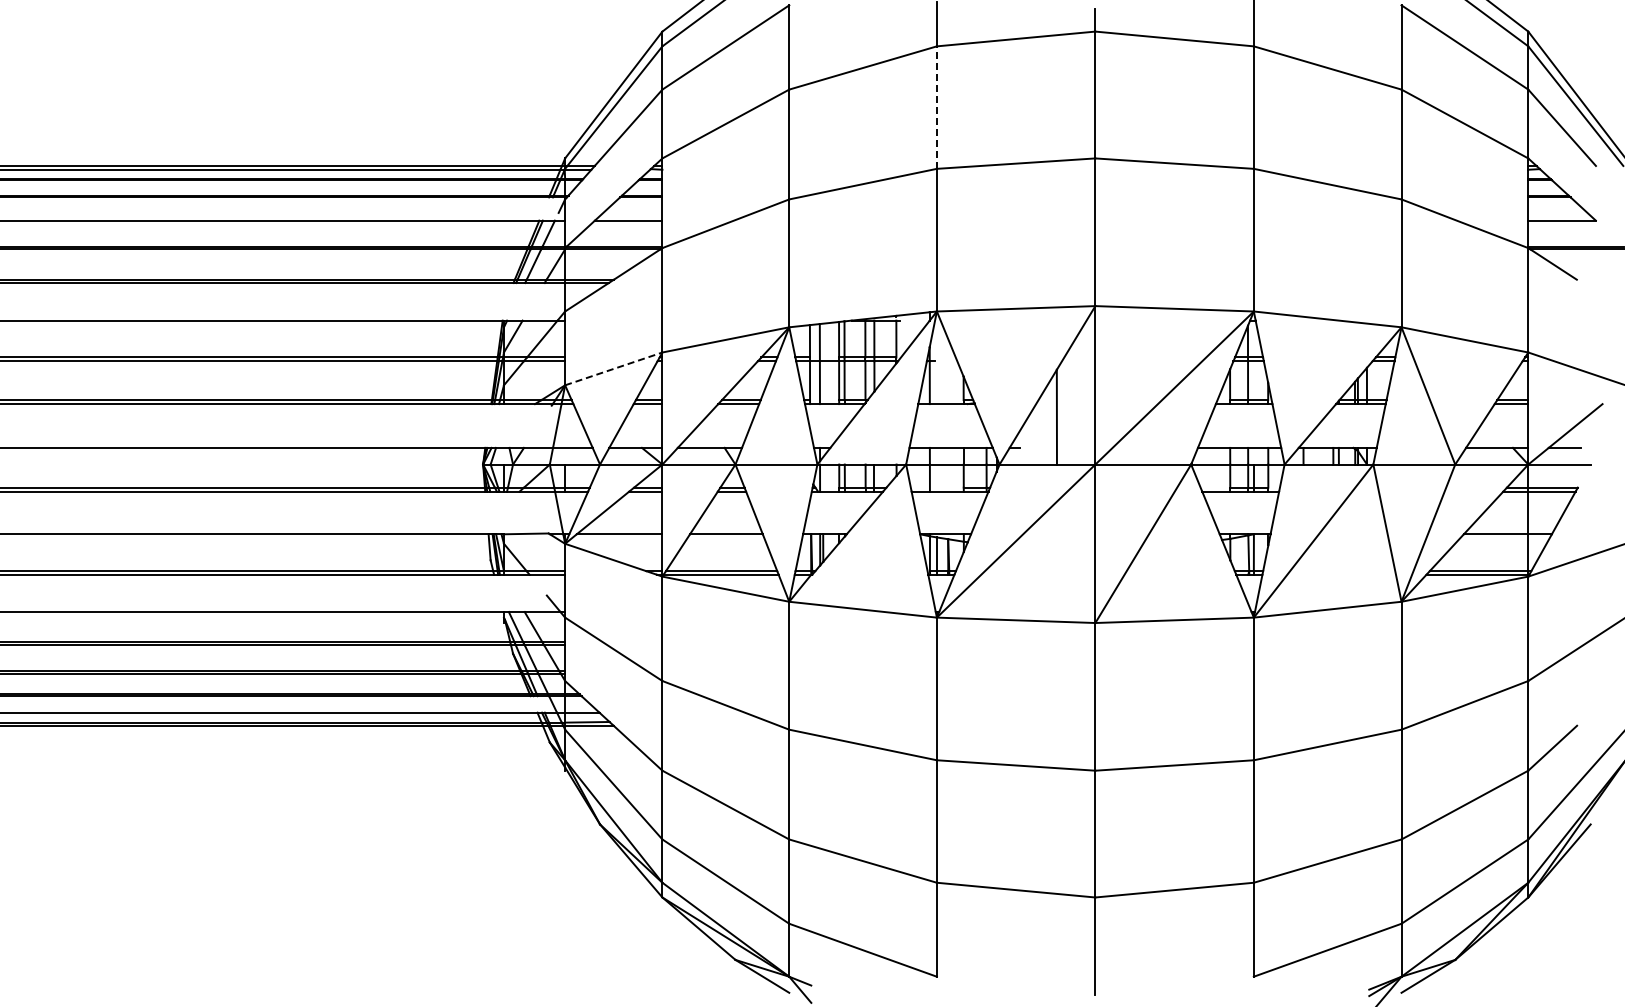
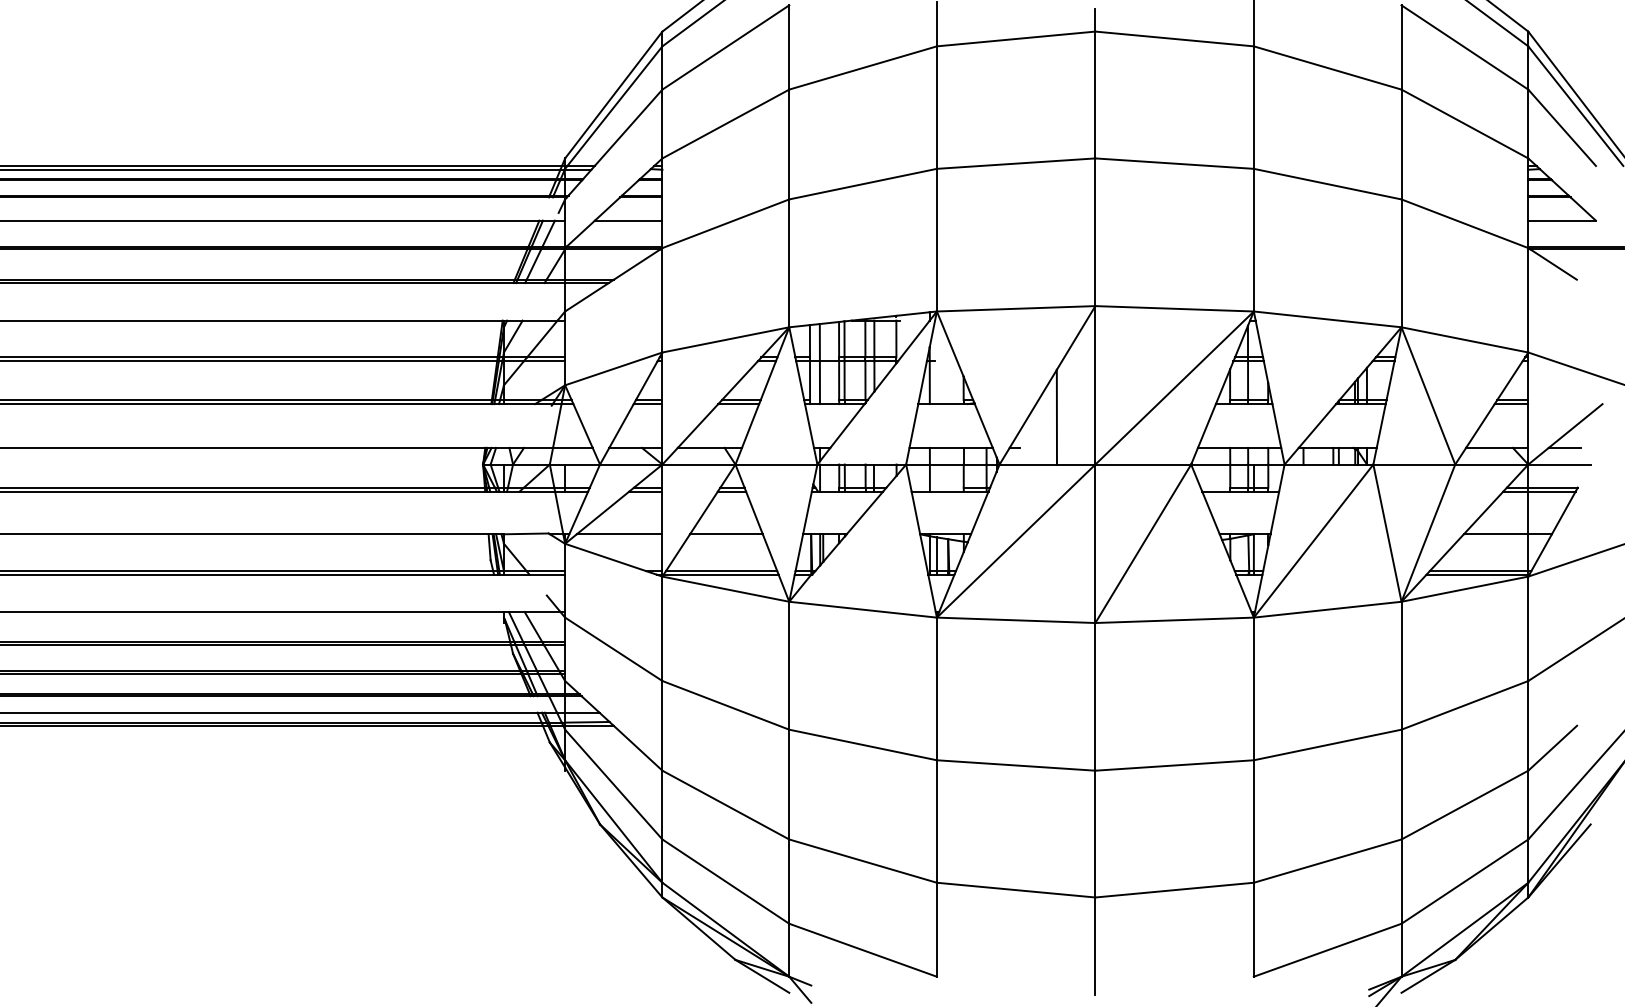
line: dashed -> solid (936, 107)
line: dashed -> solid (614, 368)
